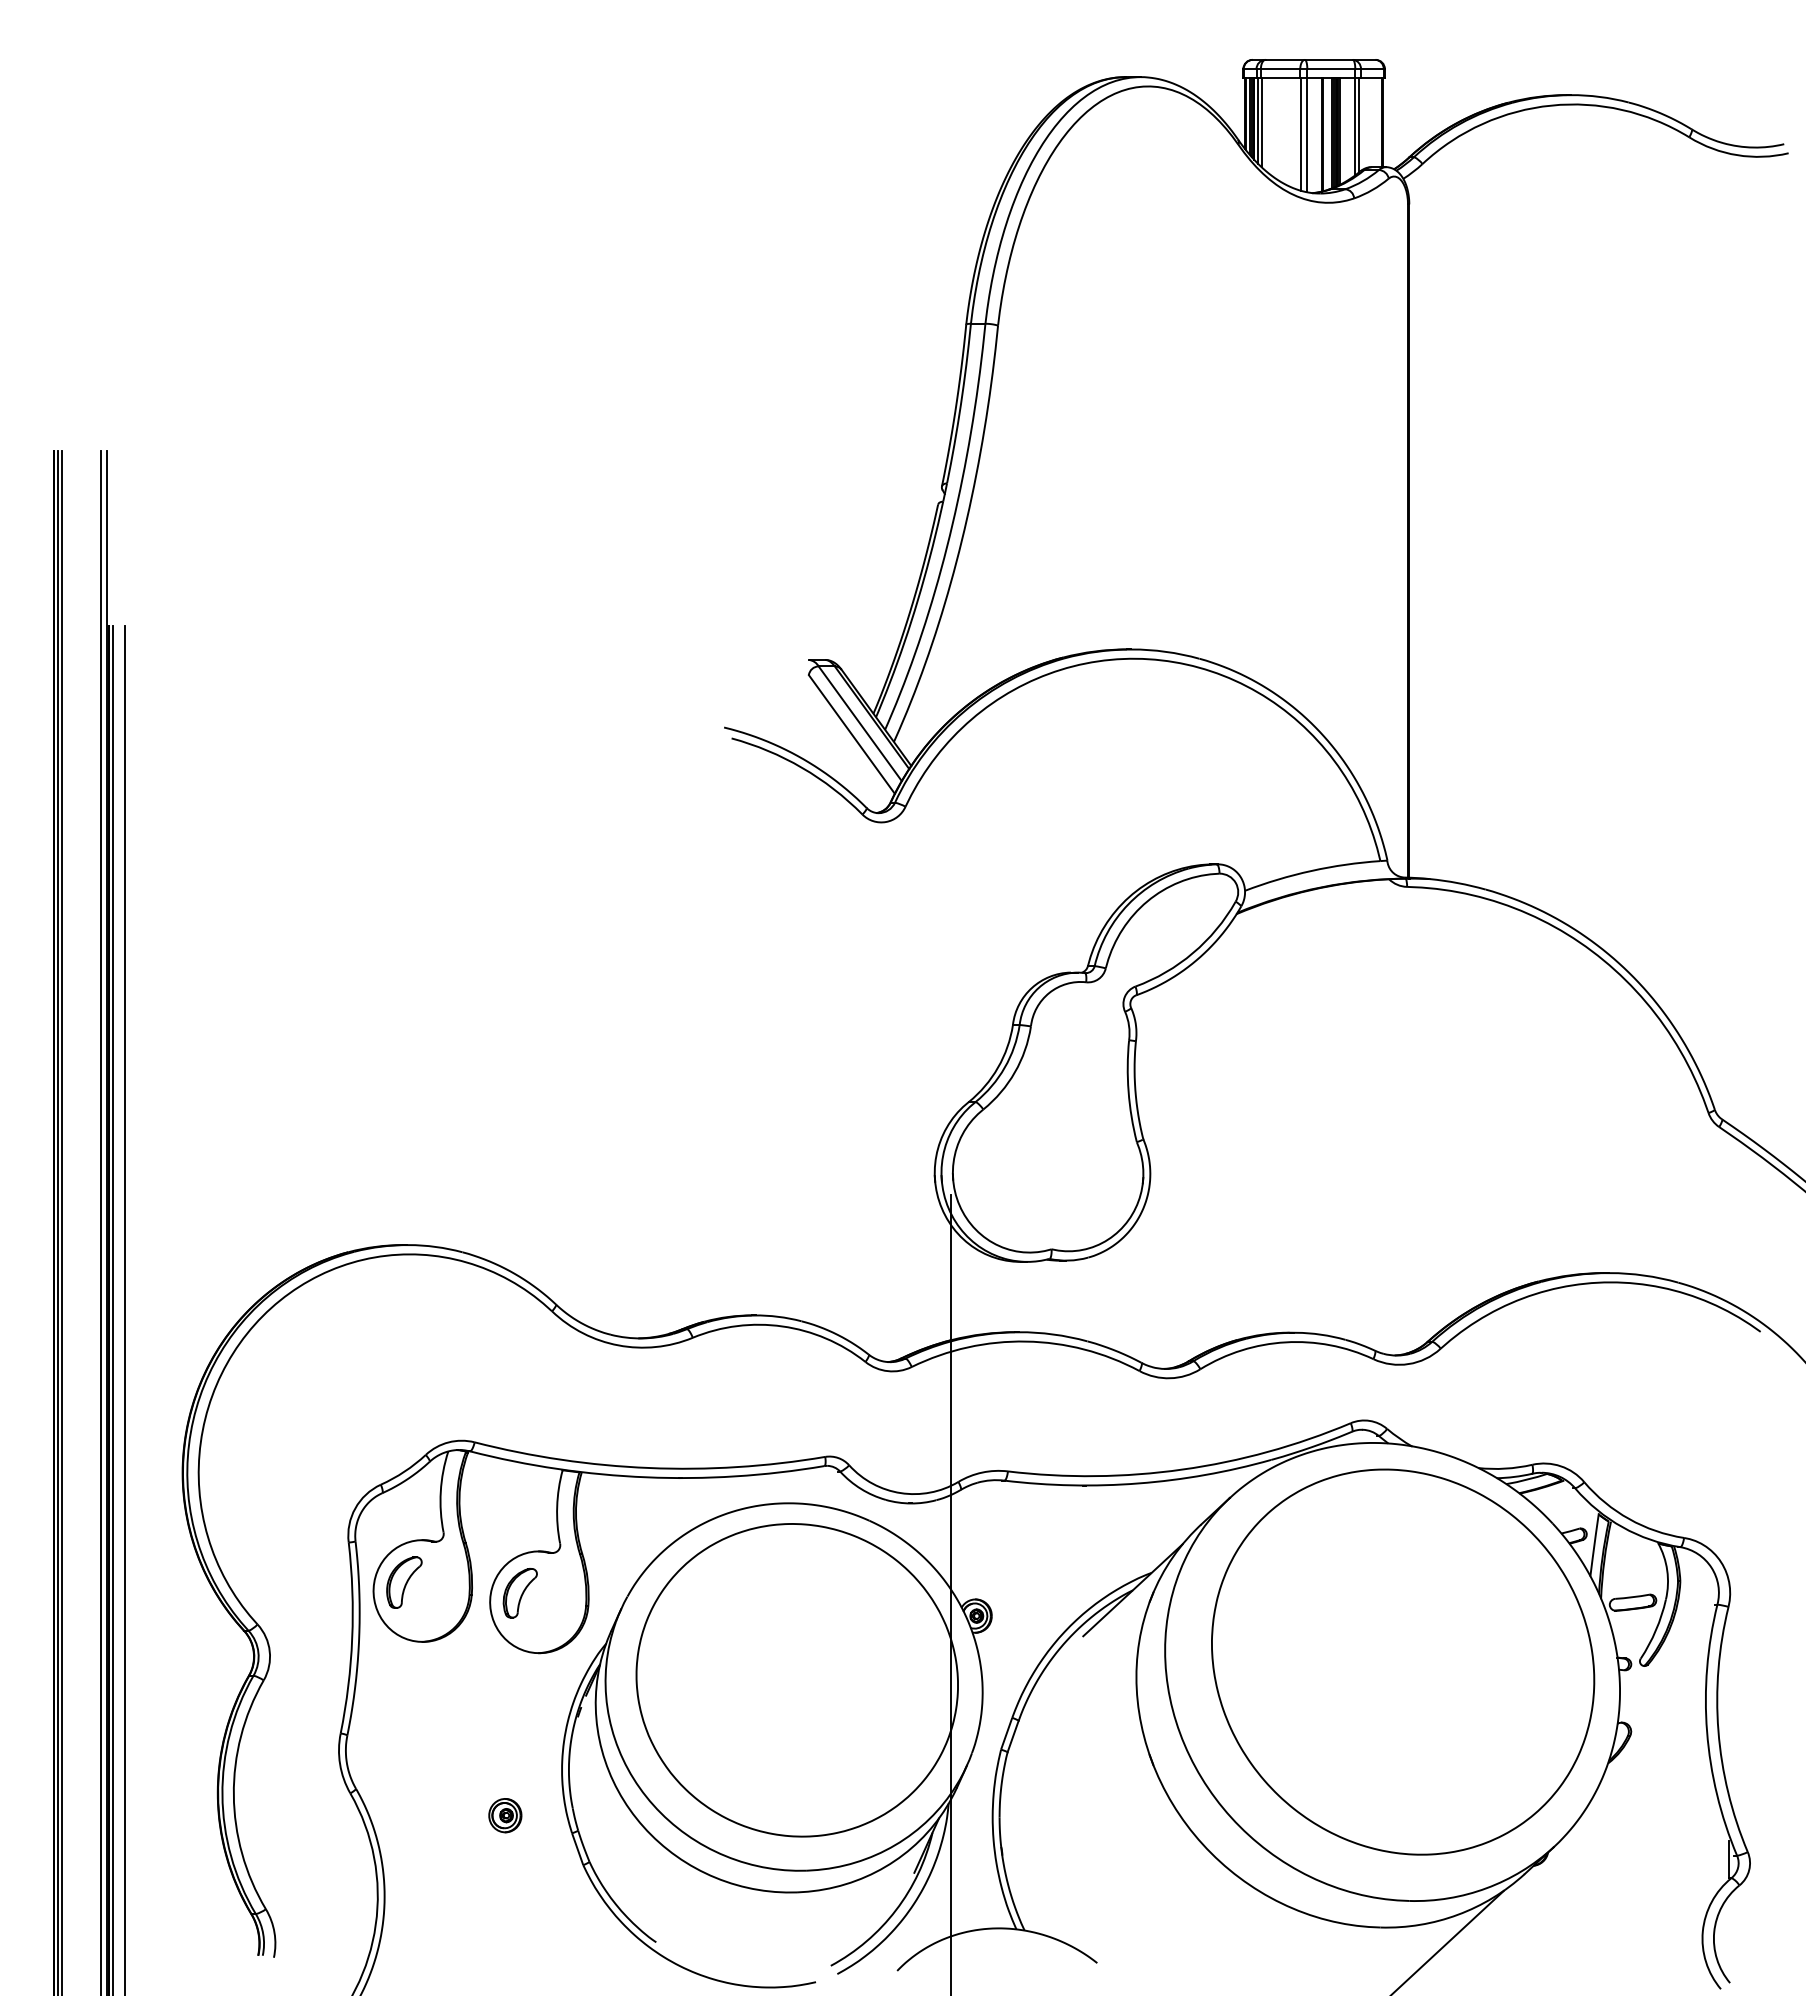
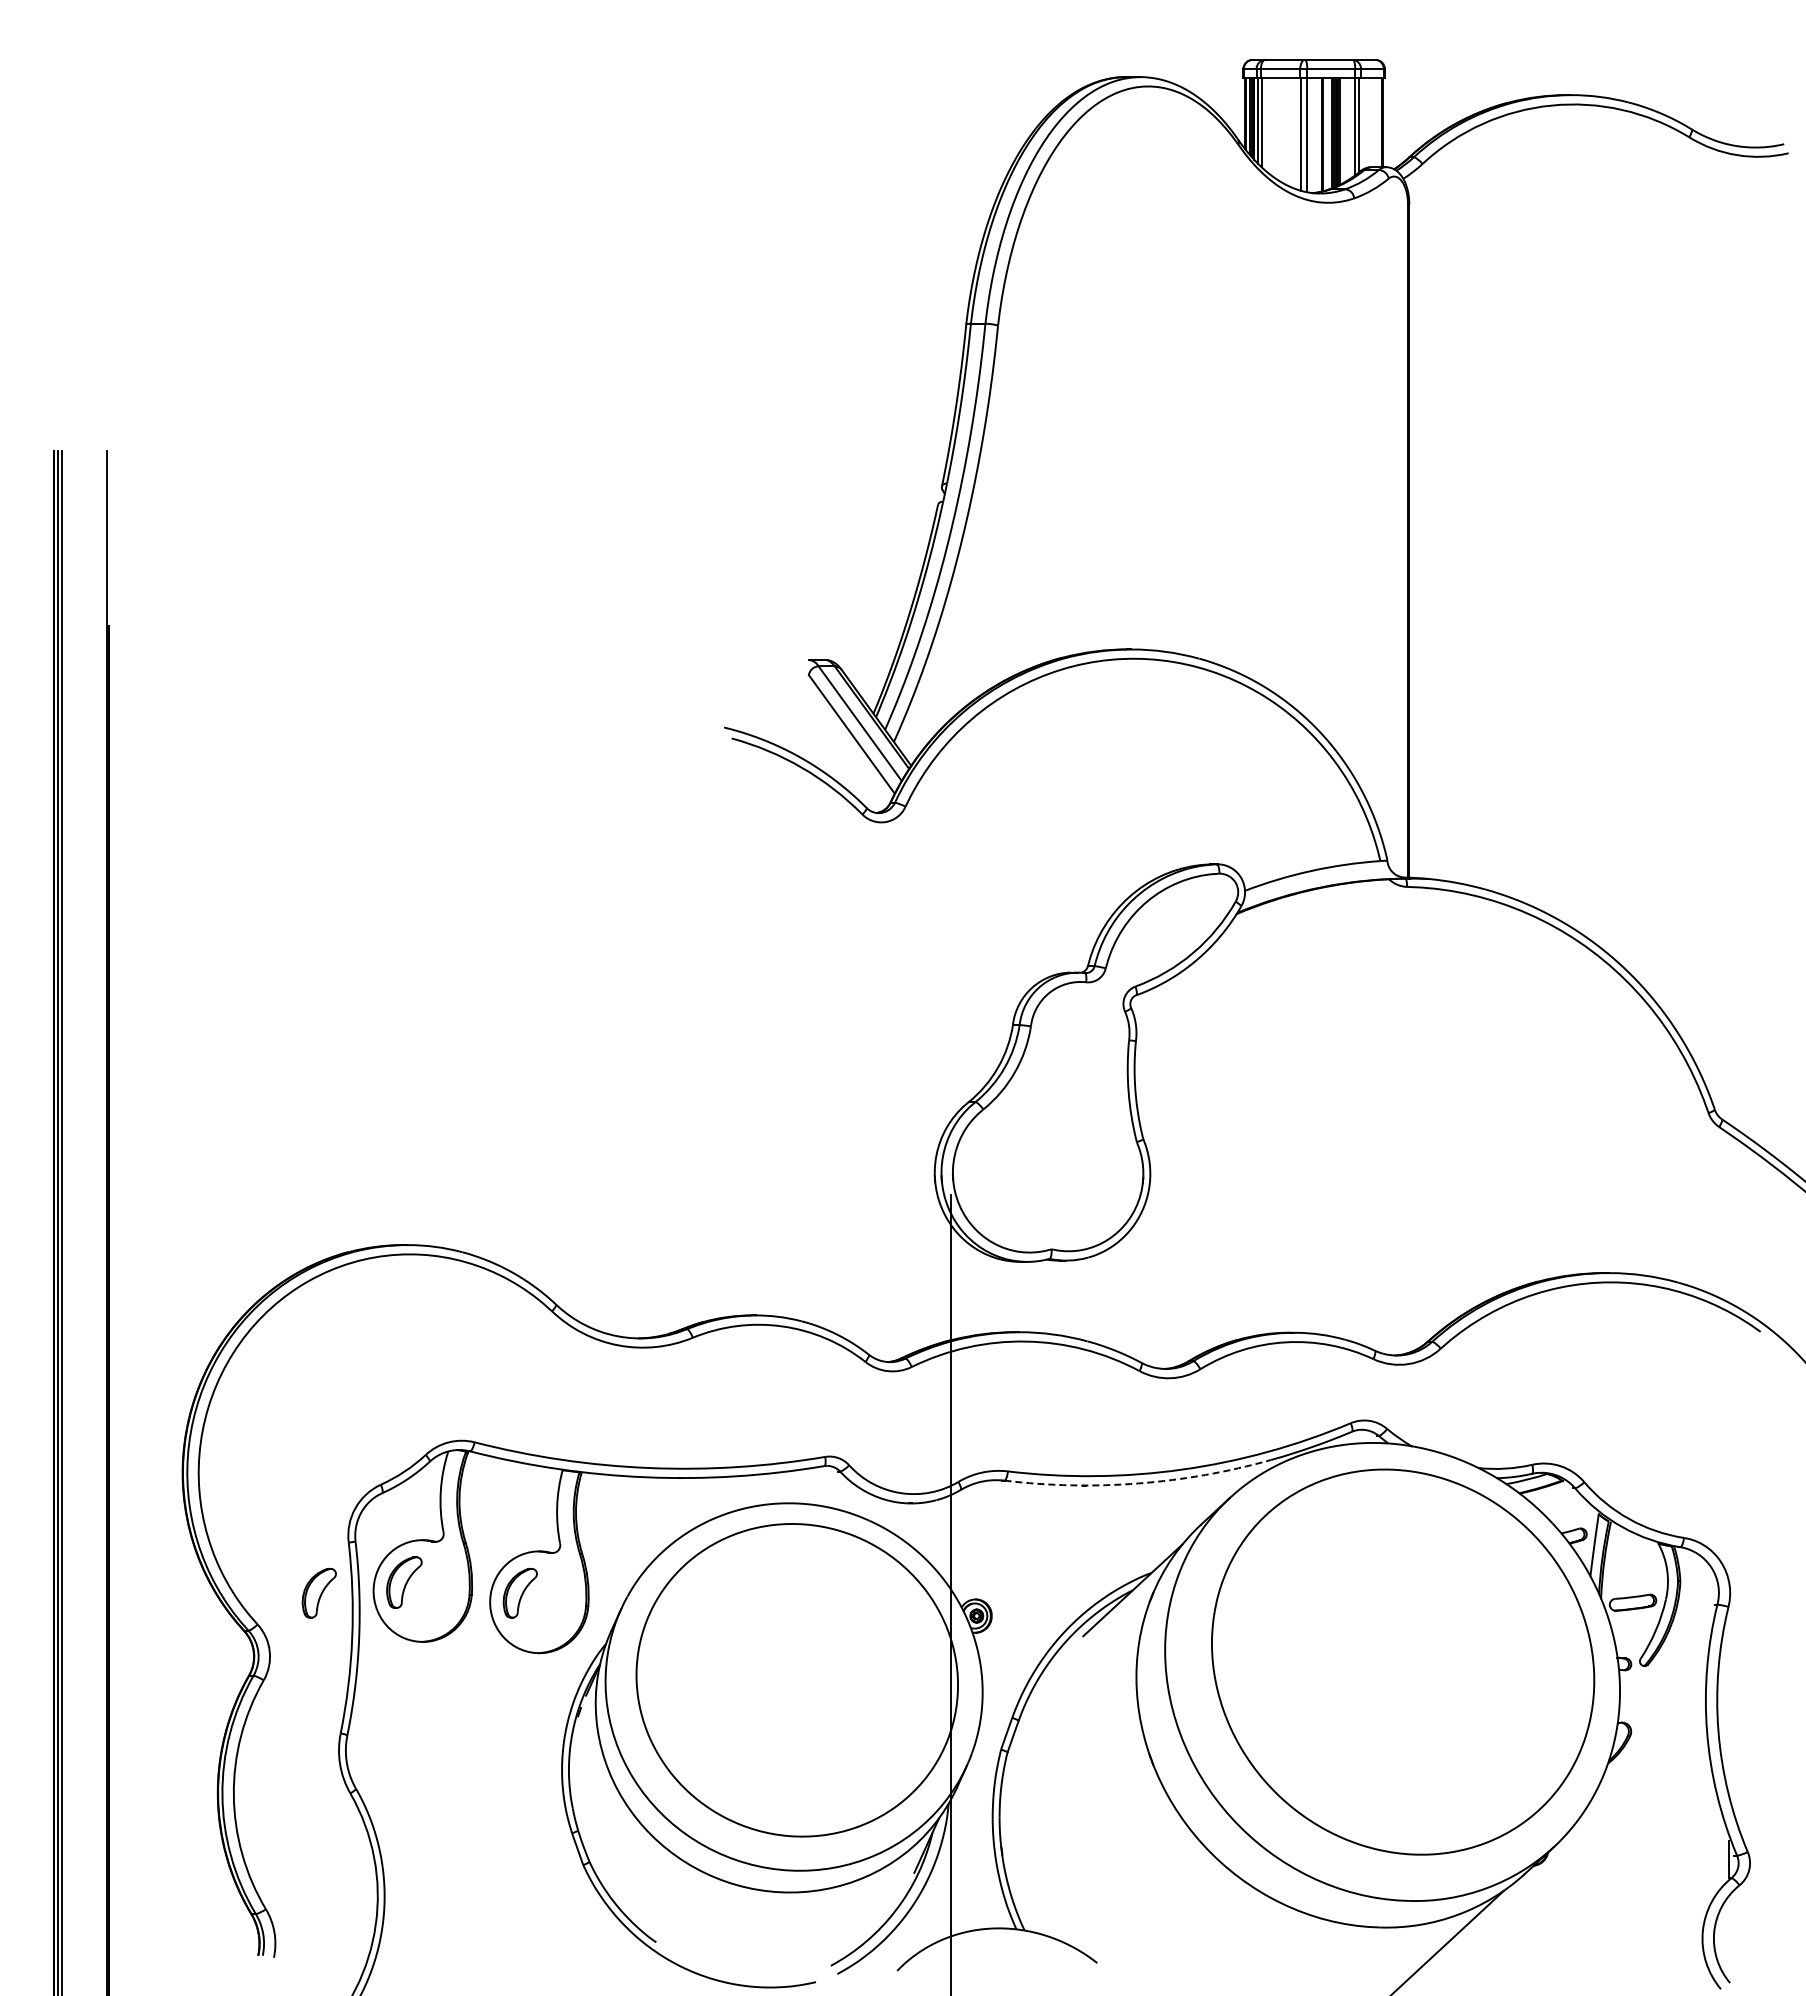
line: present -> none (101, 1221)
line: present -> none (113, 1309)
line: present -> none (124, 1309)
arc: solid -> dashed (1138, 1483)
part: none -> present (318, 1593)
part: present -> none (505, 1815)
